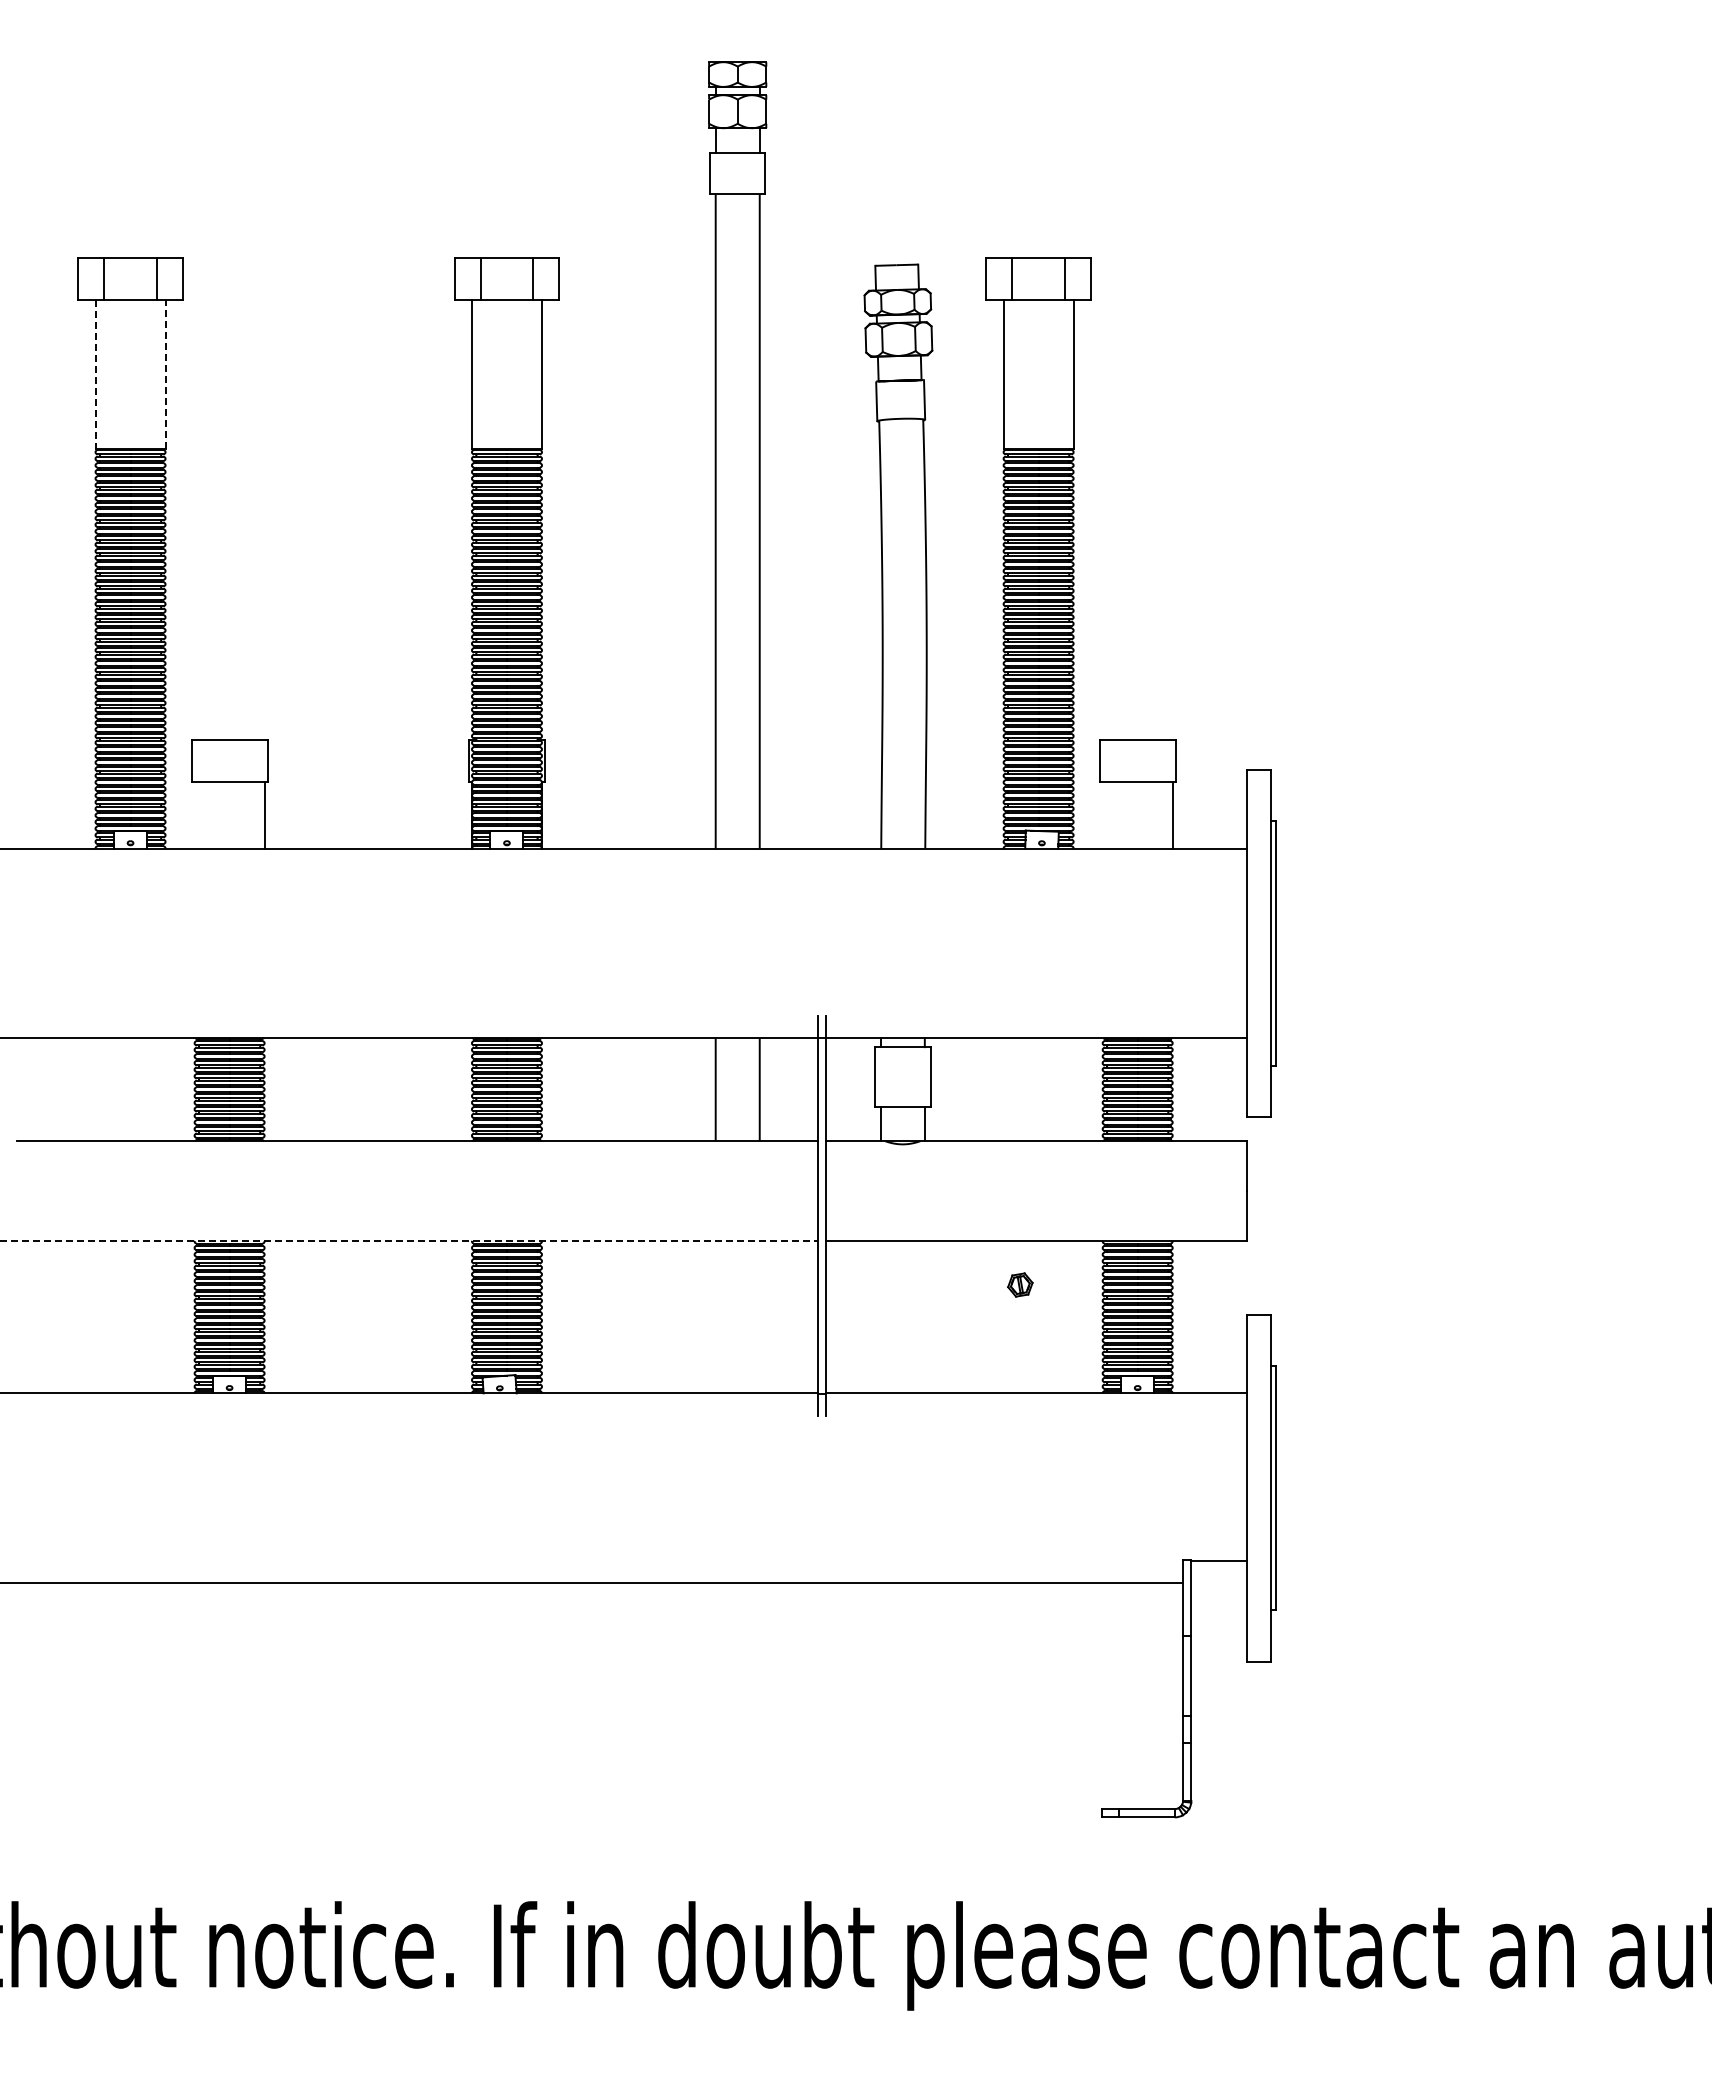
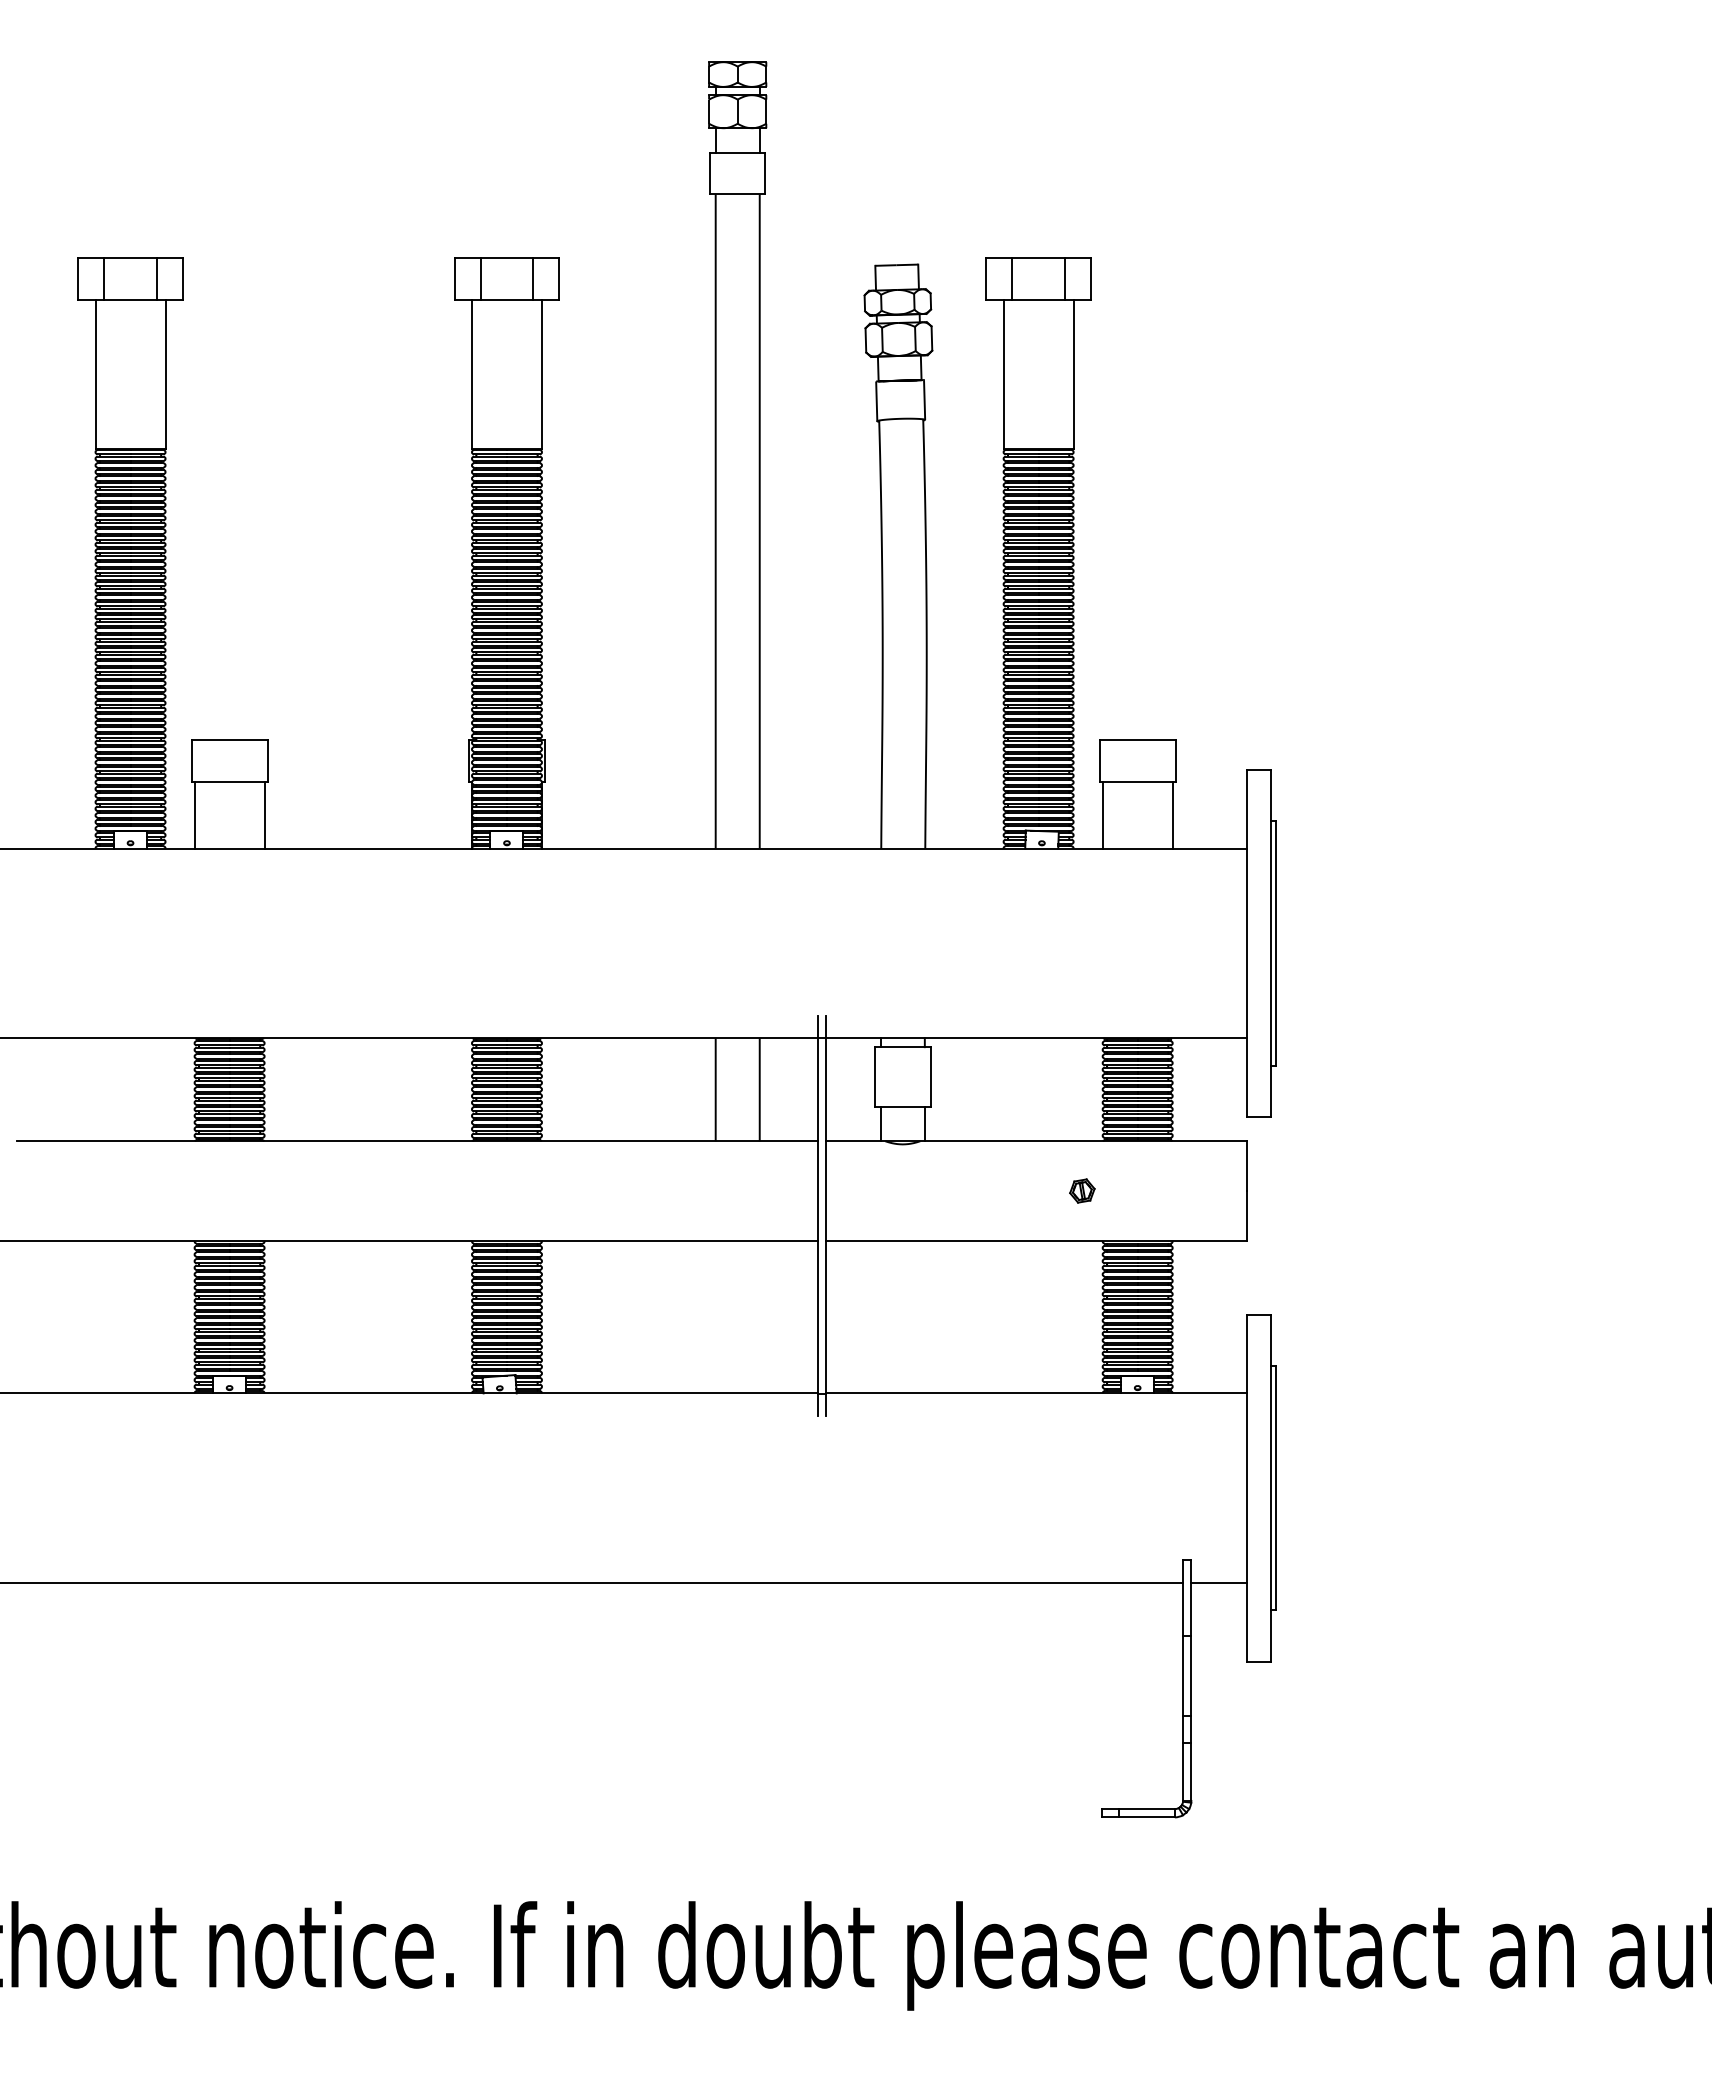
line: dashed -> solid (165, 374)
line: dashed -> solid (95, 375)
line: none -> present (194, 814)
line: none -> present (1102, 814)
line: dashed -> solid (409, 1240)
part position: (1020, 1284) -> (1082, 1190) (1082, 1190)
line position: (1218, 1561) -> (1218, 1583) (1218, 1583)
